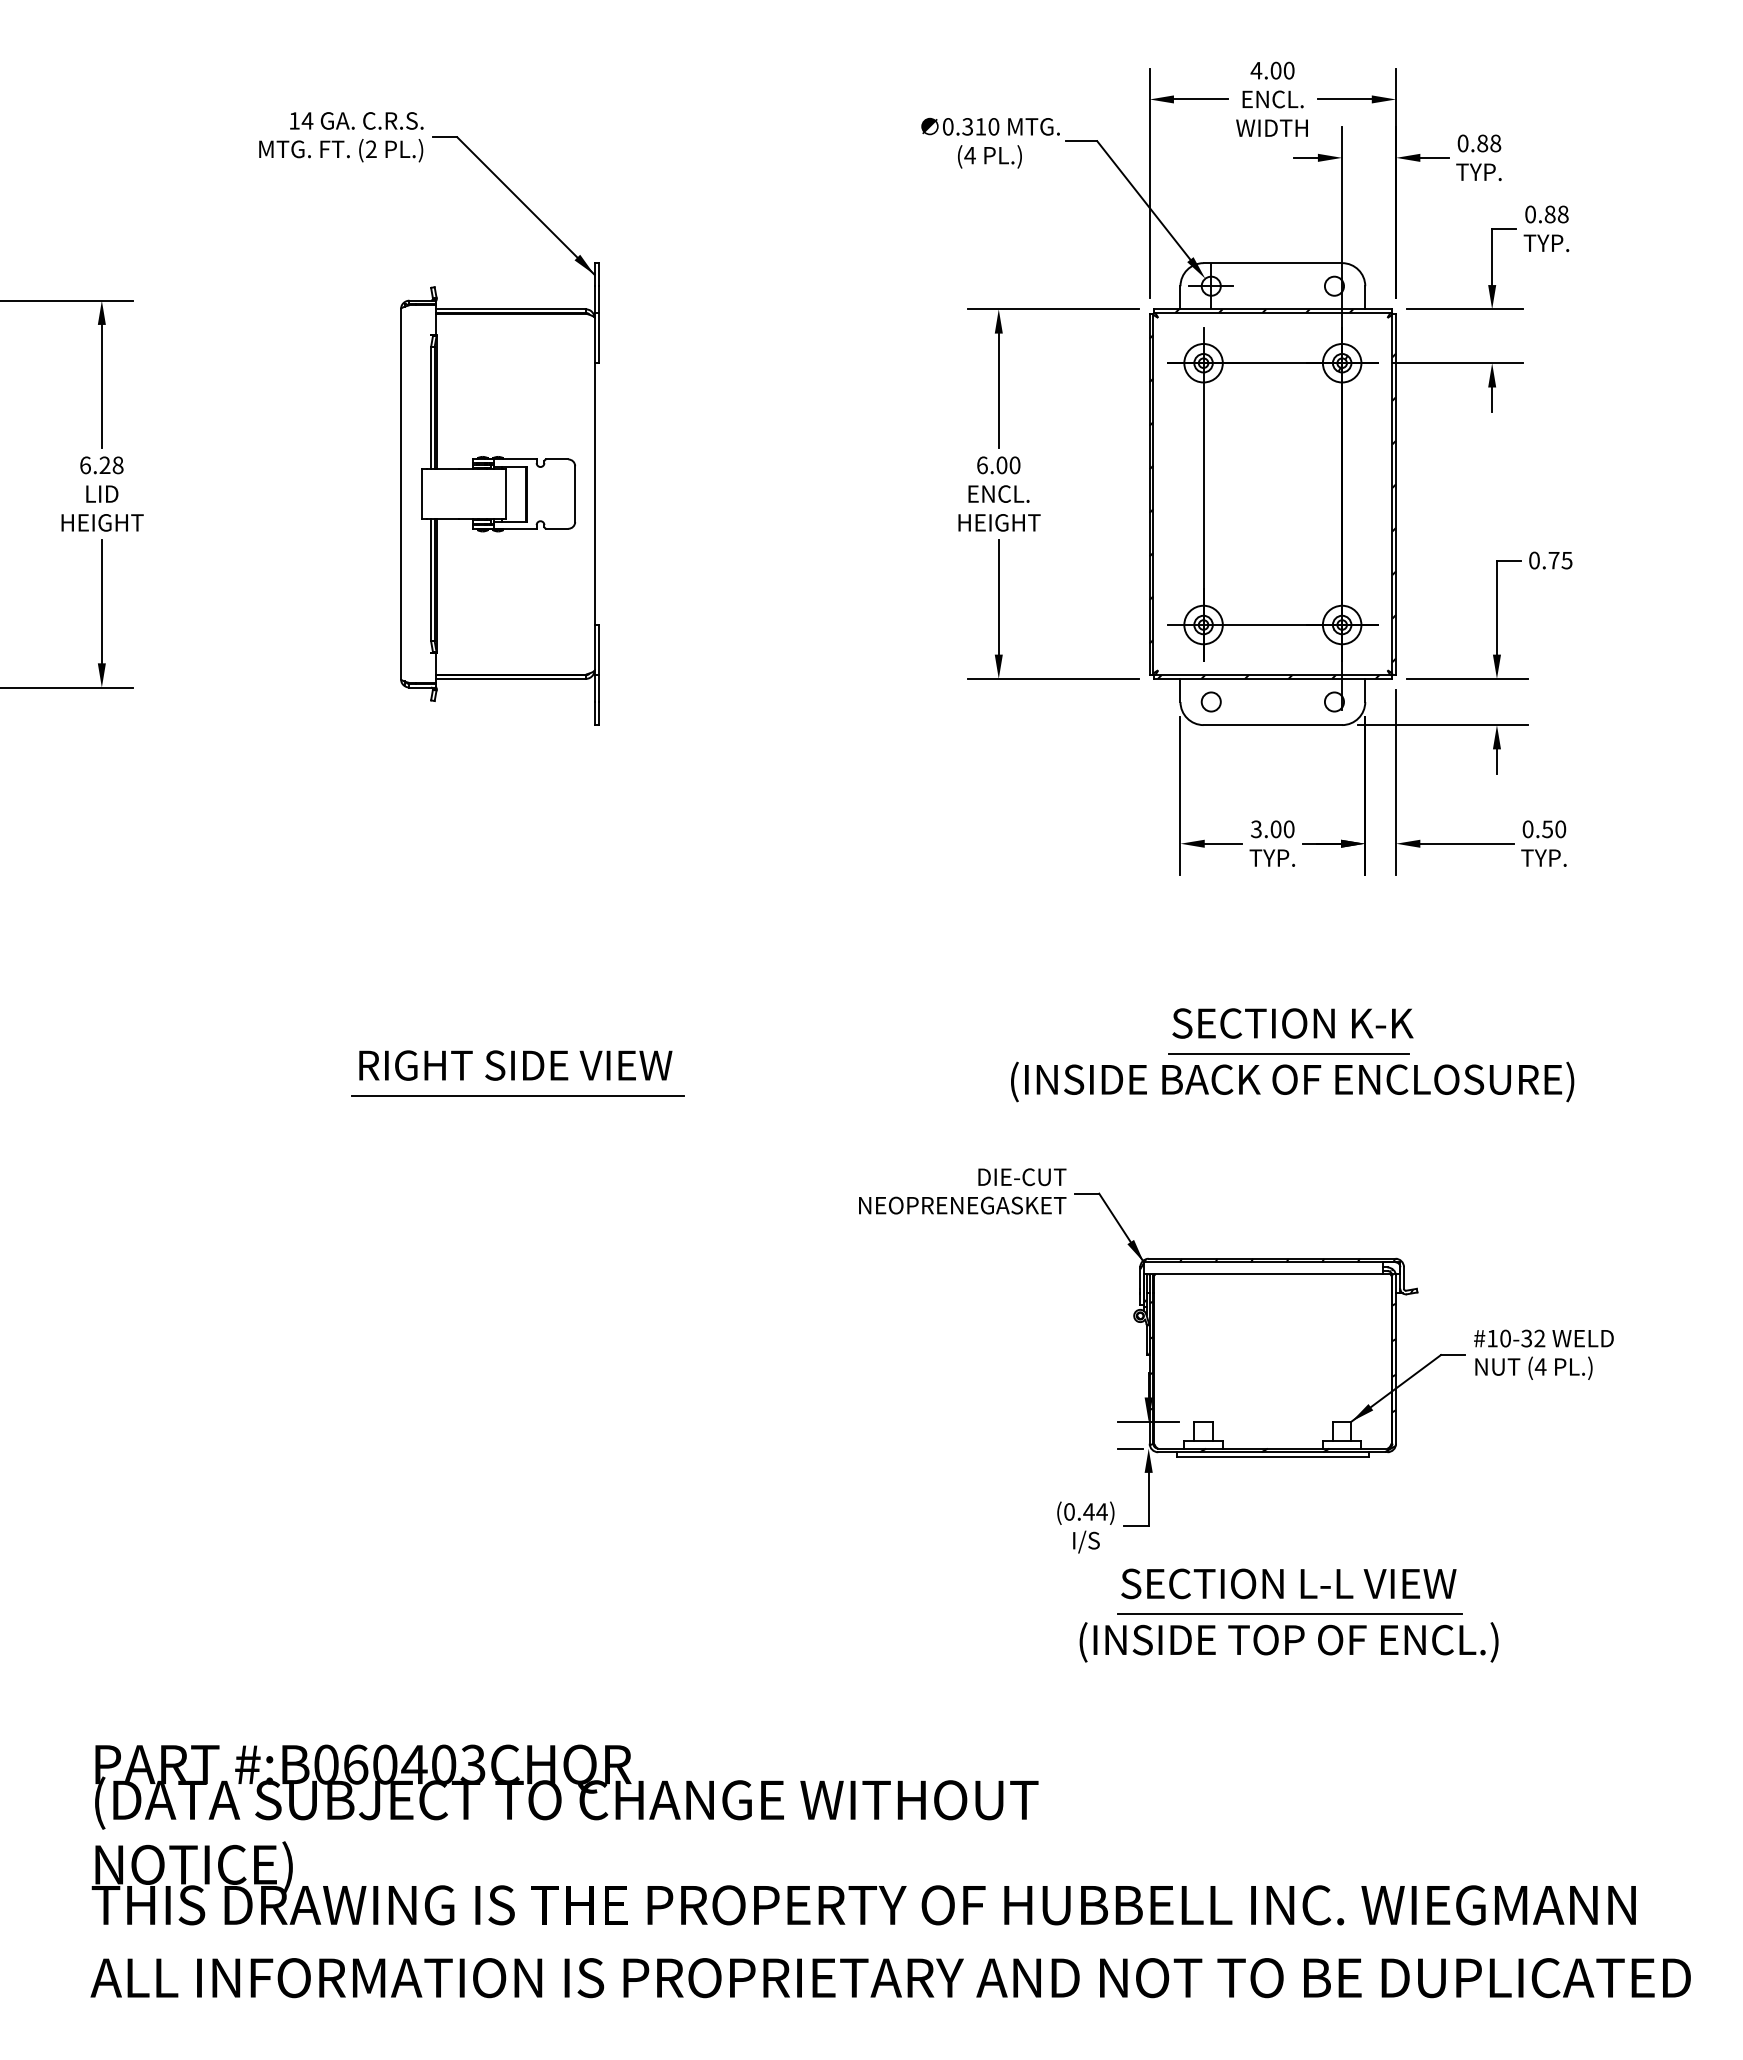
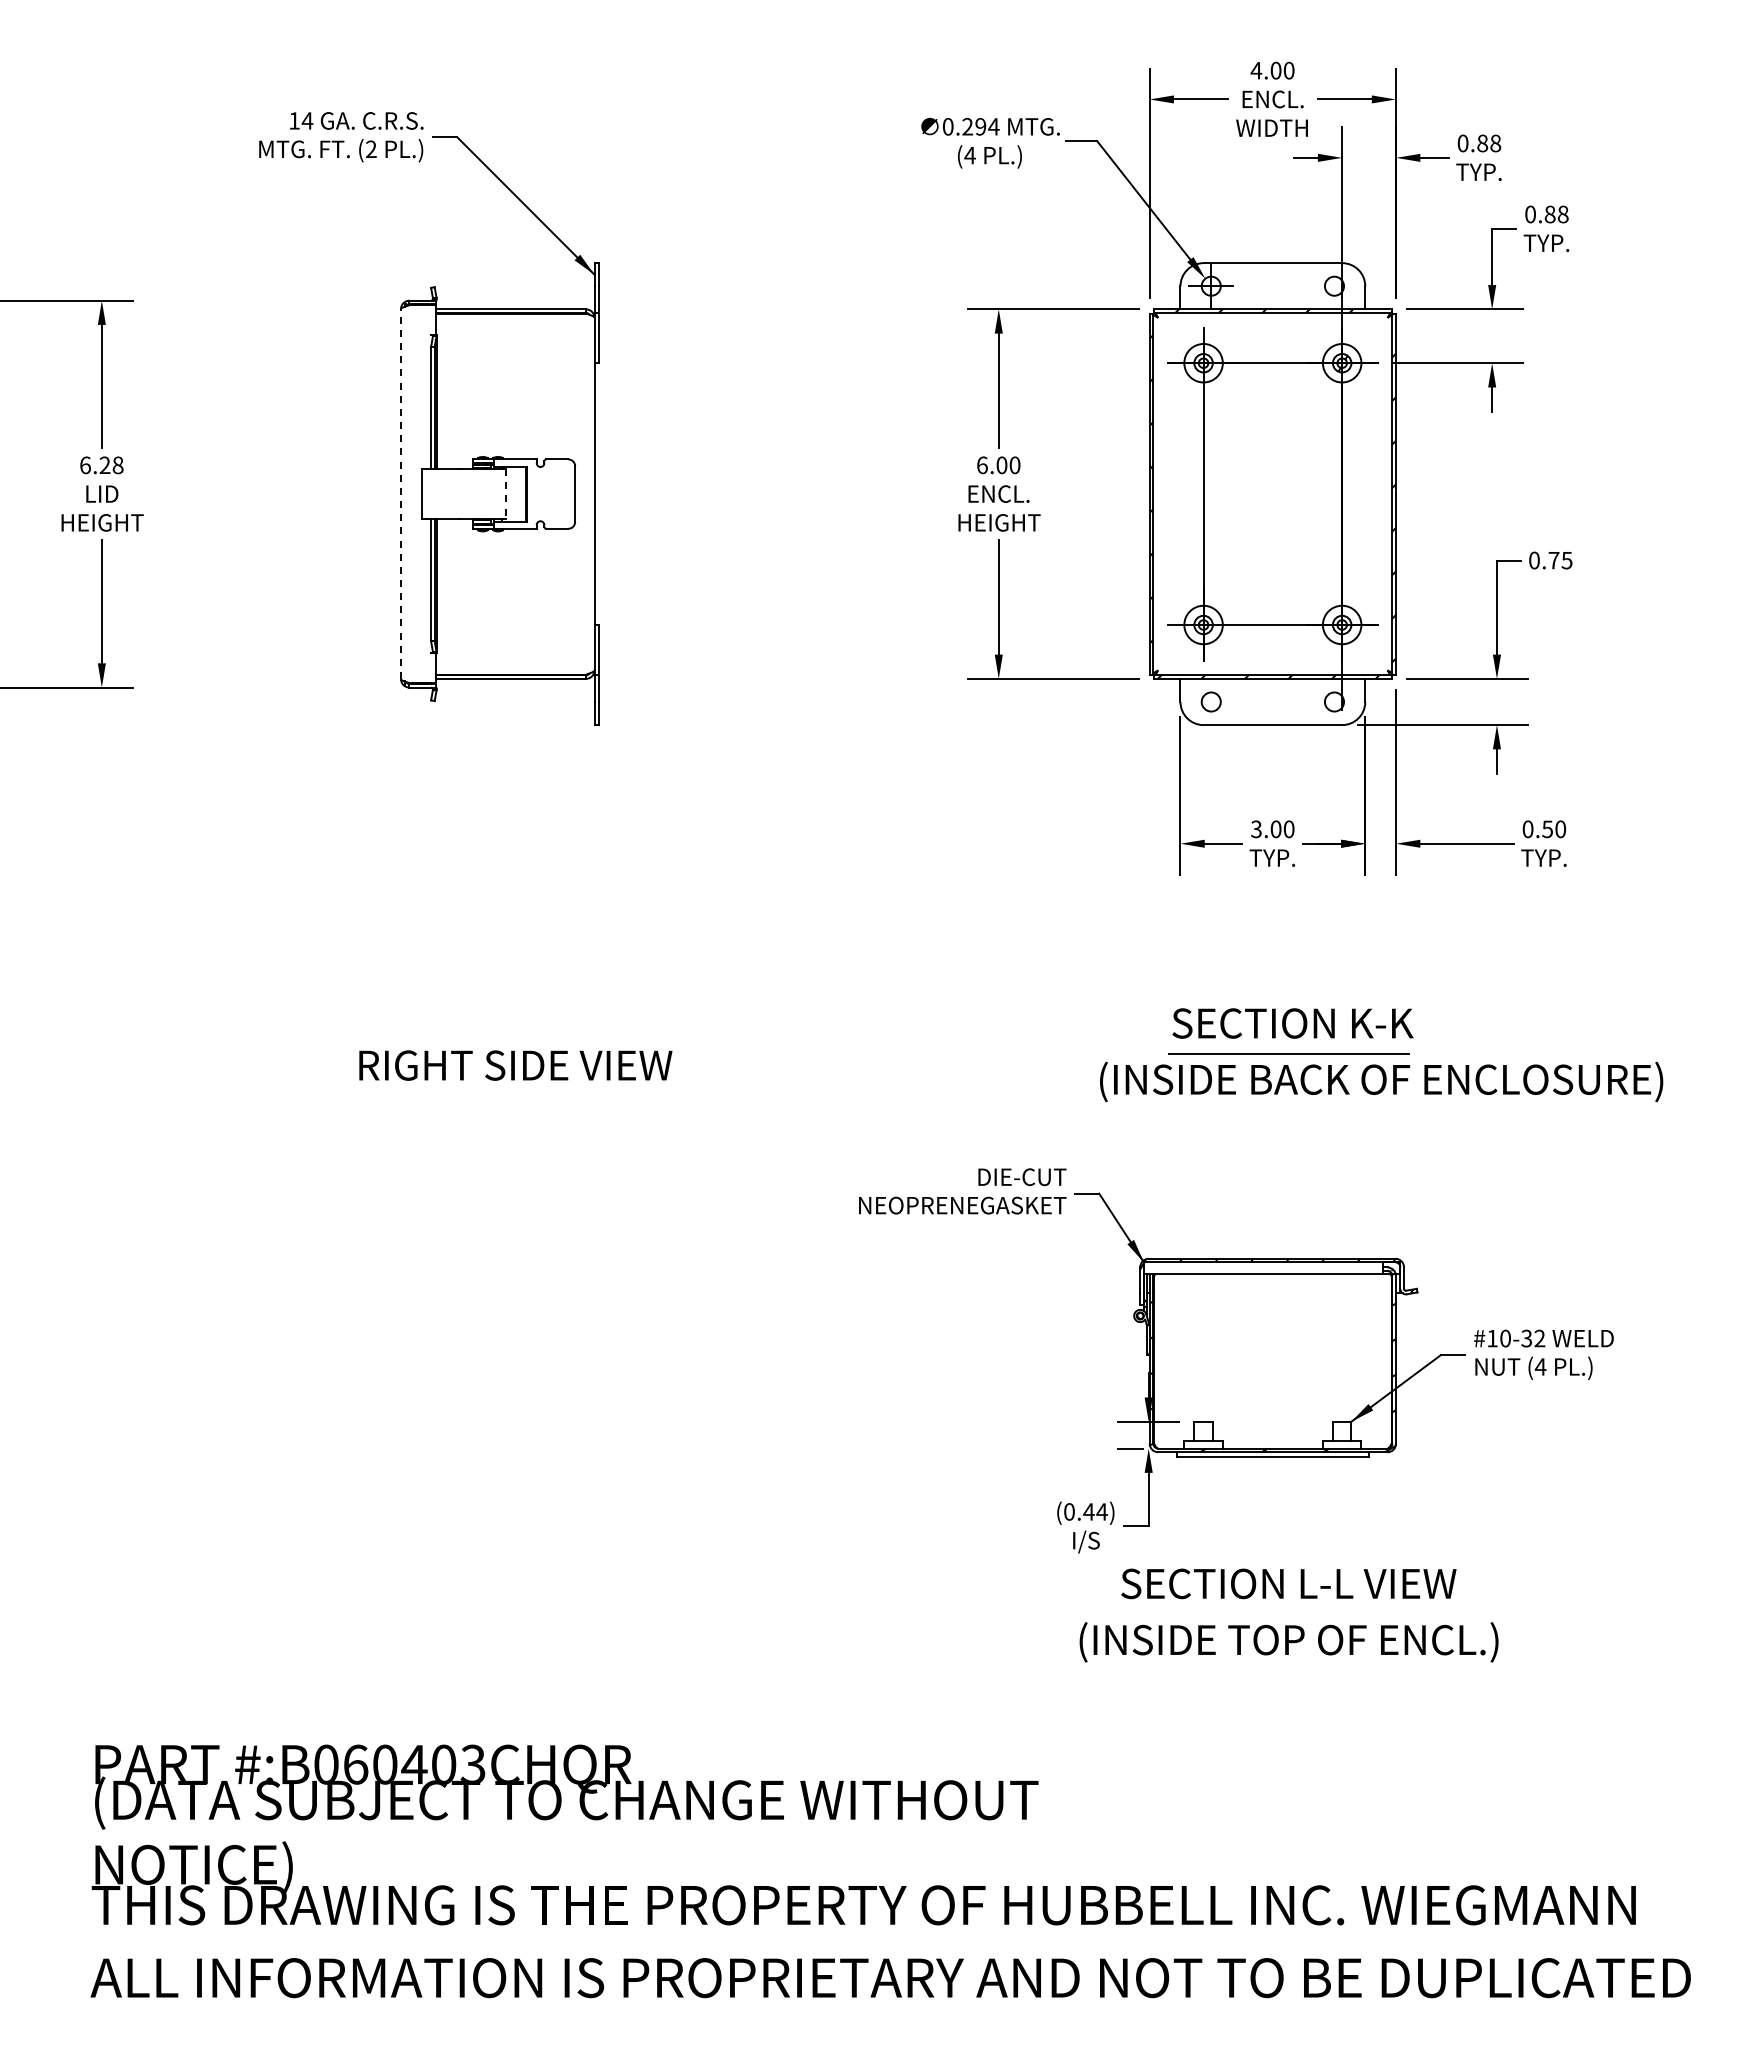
text: 0.310 -> 0.294 (980, 126)
line: solid -> dashed (401, 493)
line: solid -> dashed (505, 494)
text position: (1292, 1081) -> (1381, 1081) (1381, 1081)
line: present -> none (517, 1095)
line: present -> none (1289, 1613)
